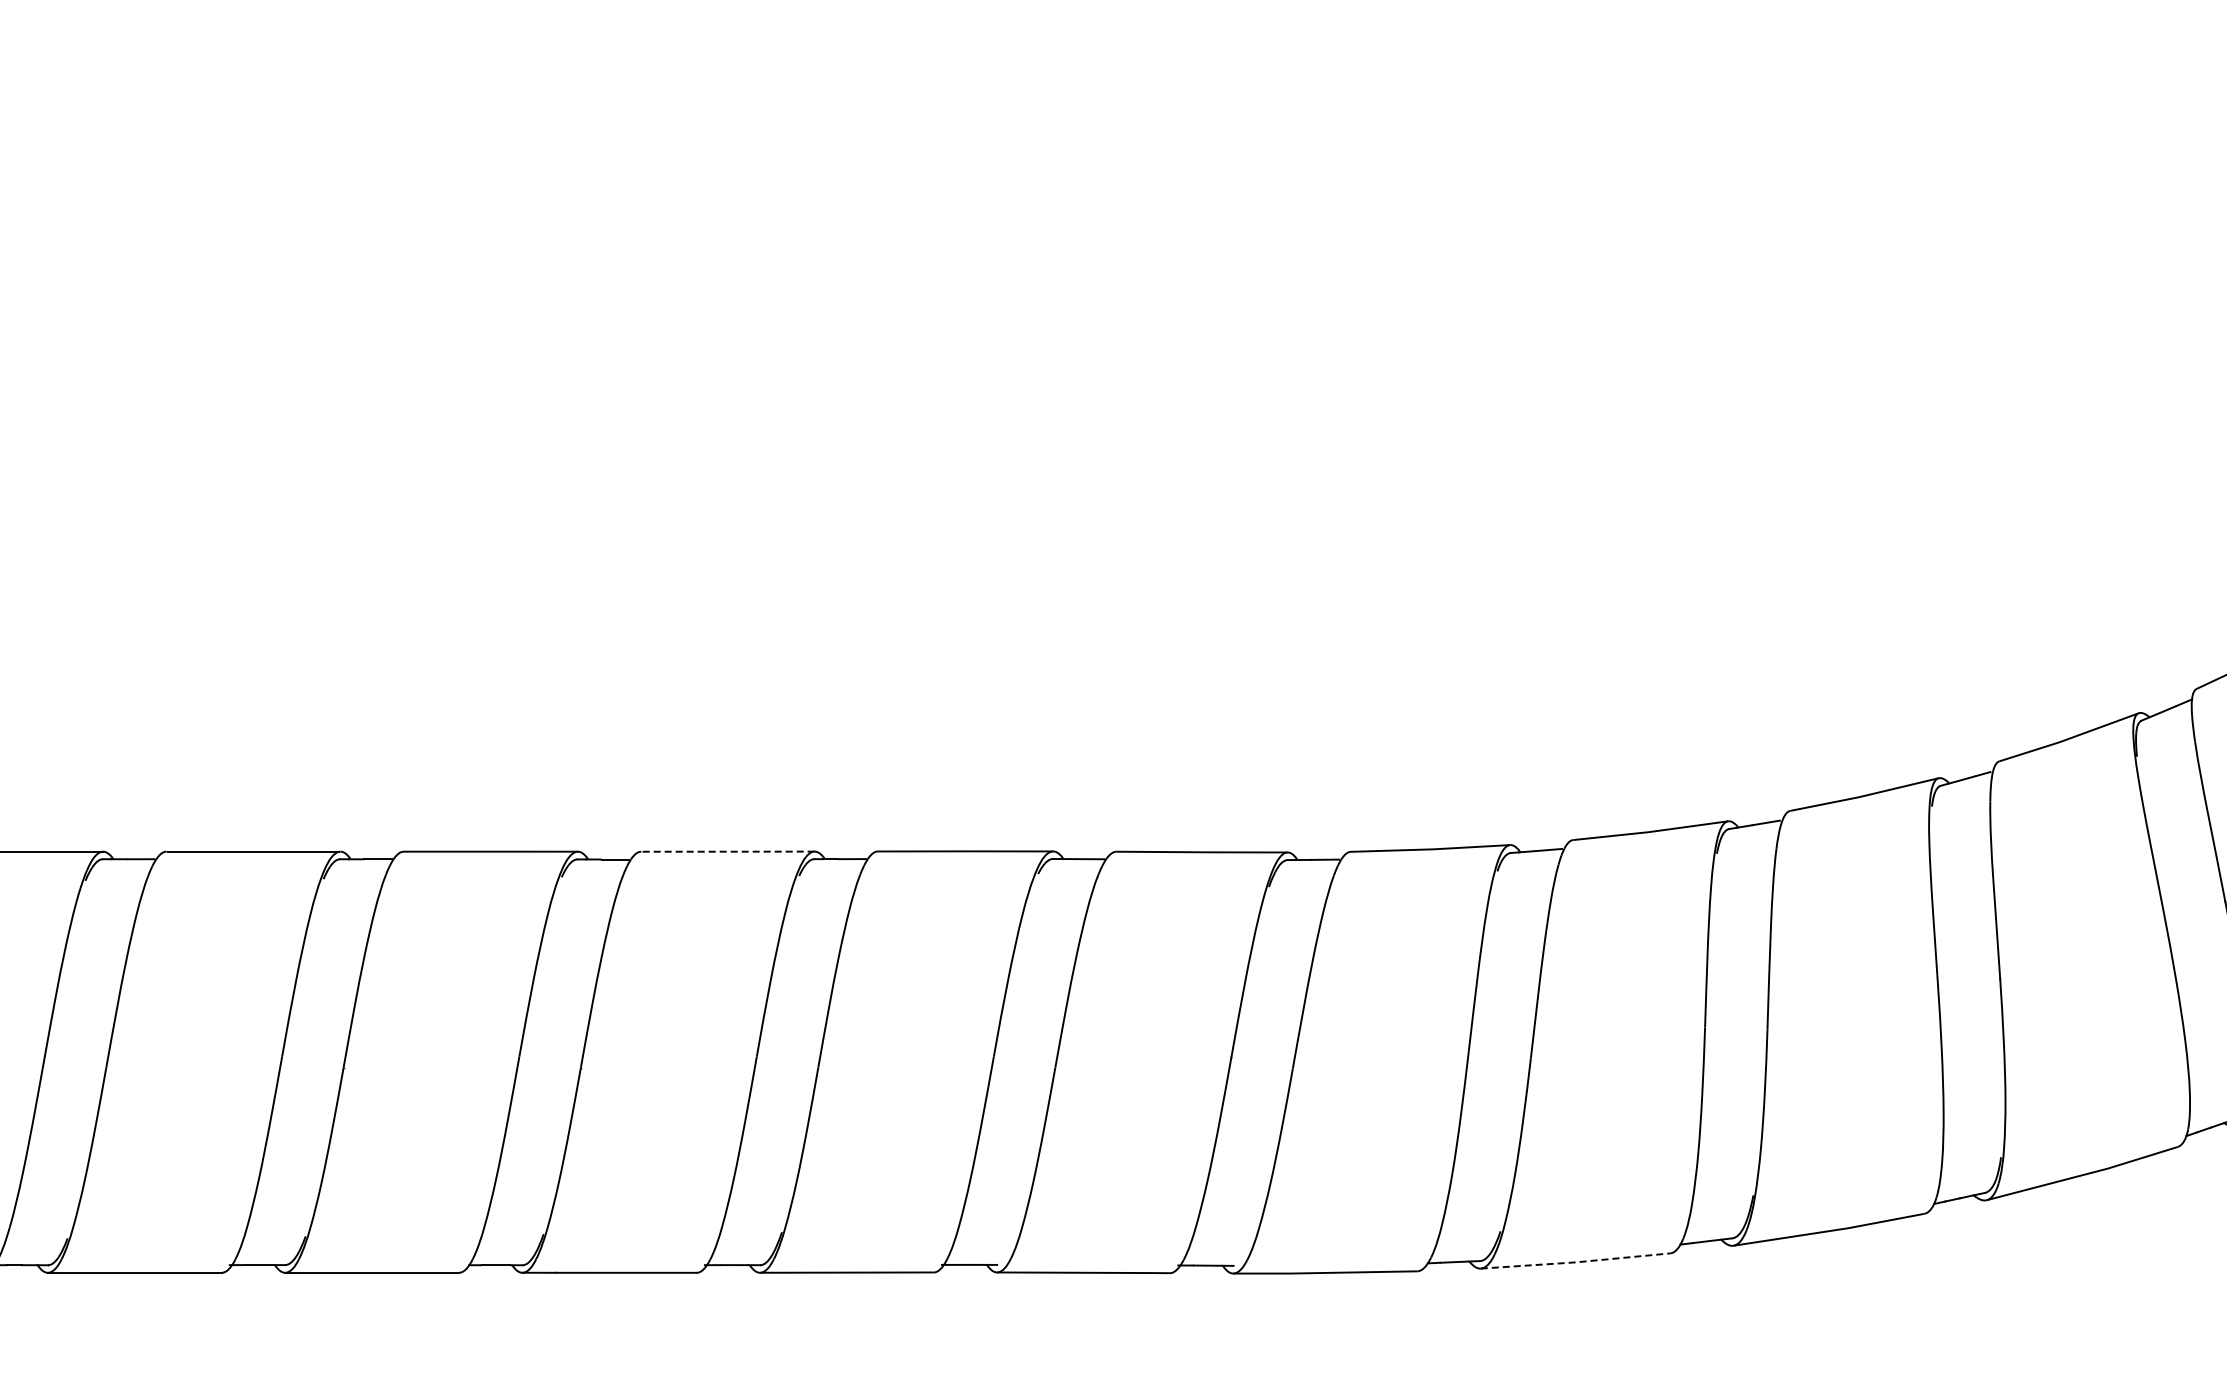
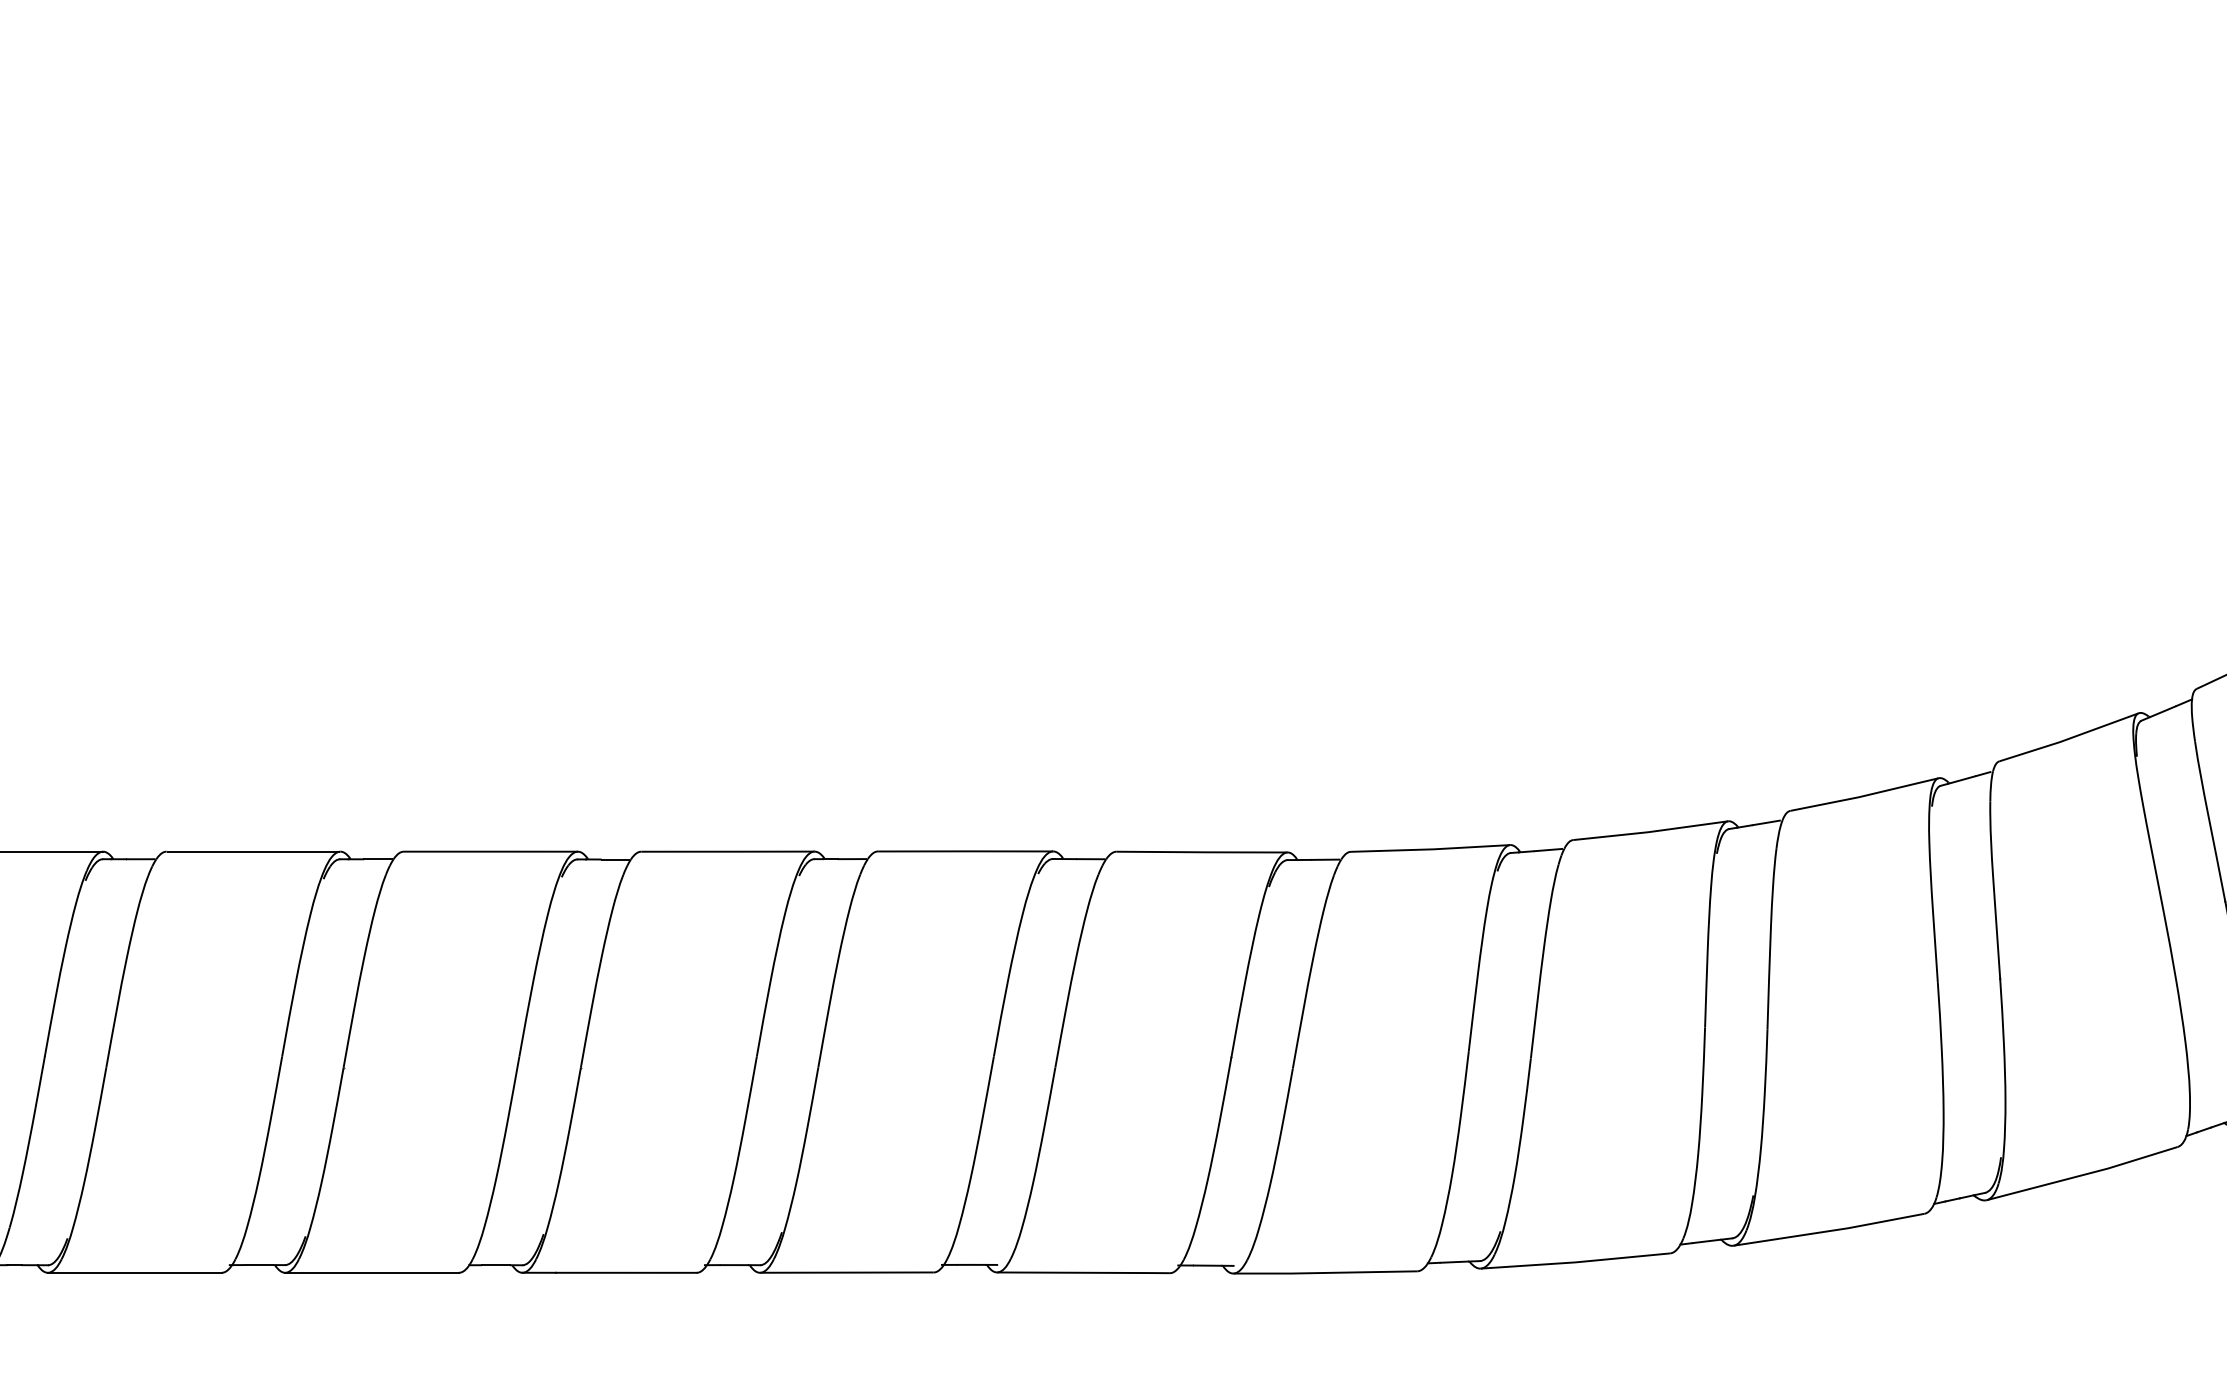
line: dashed -> solid (727, 851)
line: dashed -> solid (1575, 1262)
